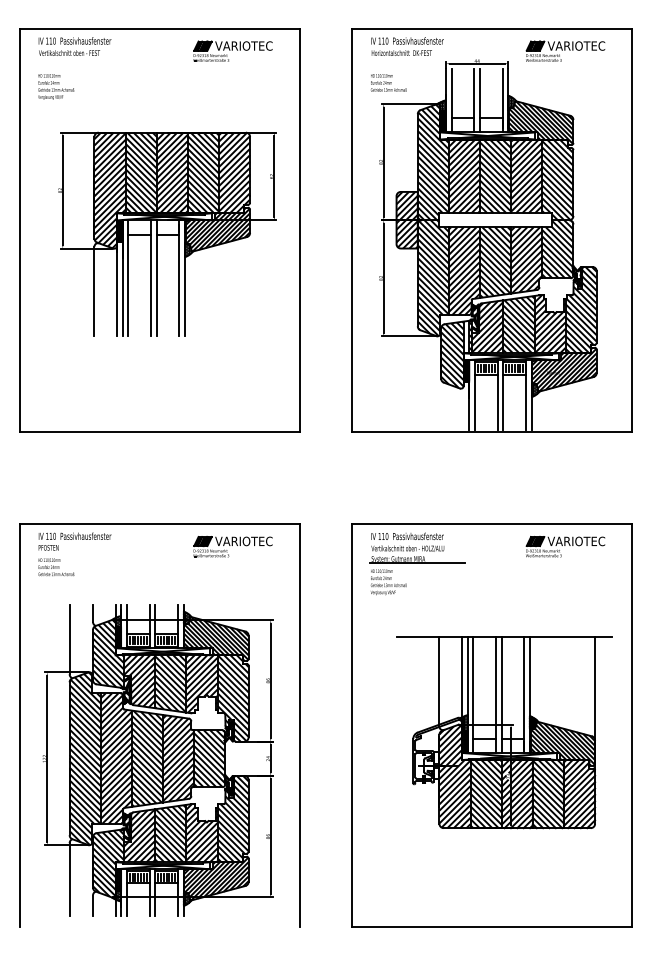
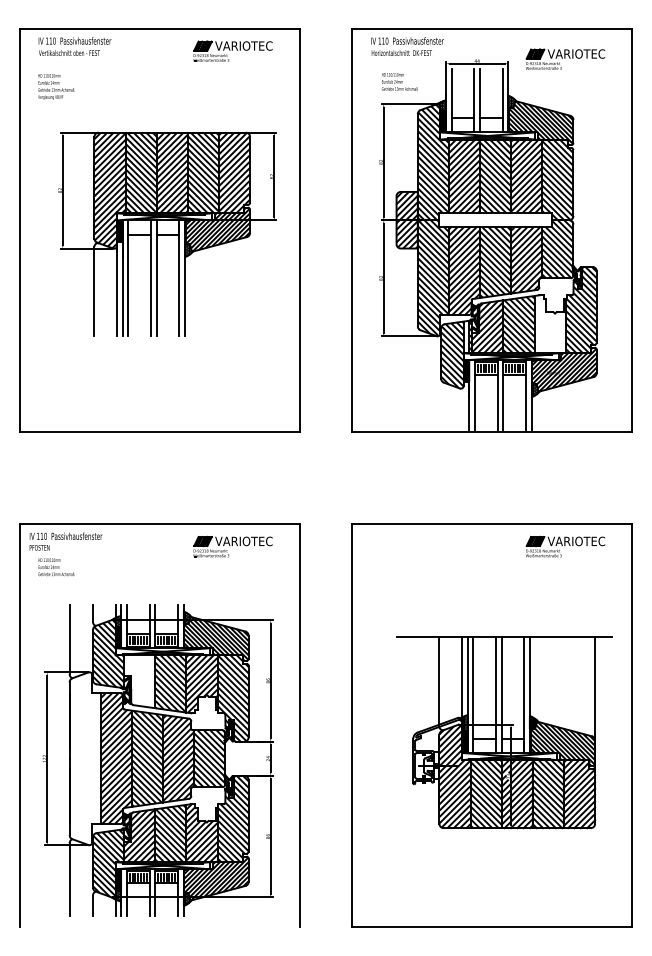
part position: (565, 50) -> (565, 58) (565, 58)
text position: (388, 82) -> (399, 81) (399, 81)
hatch: present -> none (549, 324)
text position: (74, 541) -> (65, 541) (65, 541)
part: present -> none (417, 563)
hatch: present -> none (139, 681)
hatch: present -> none (84, 758)
